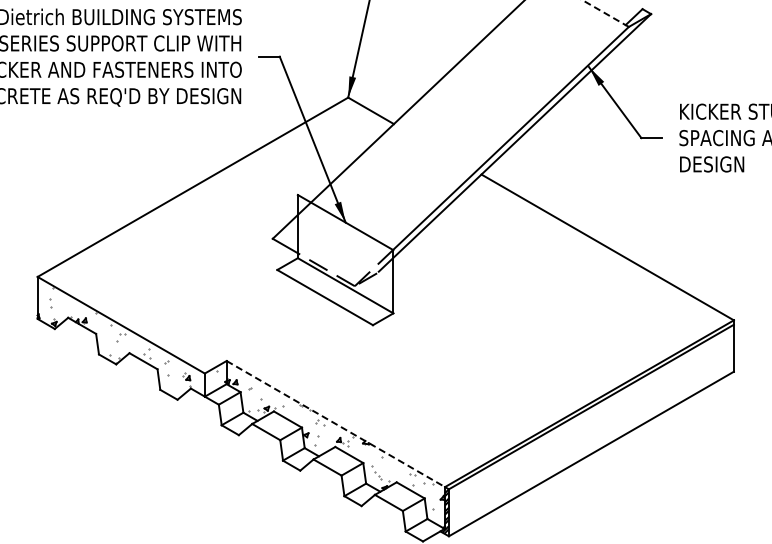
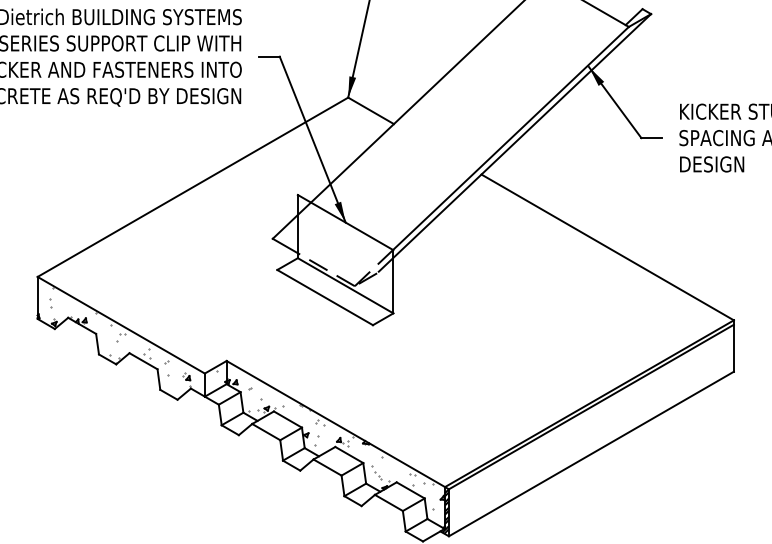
line: dashed -> solid (605, 13)
line: dashed -> solid (338, 425)
